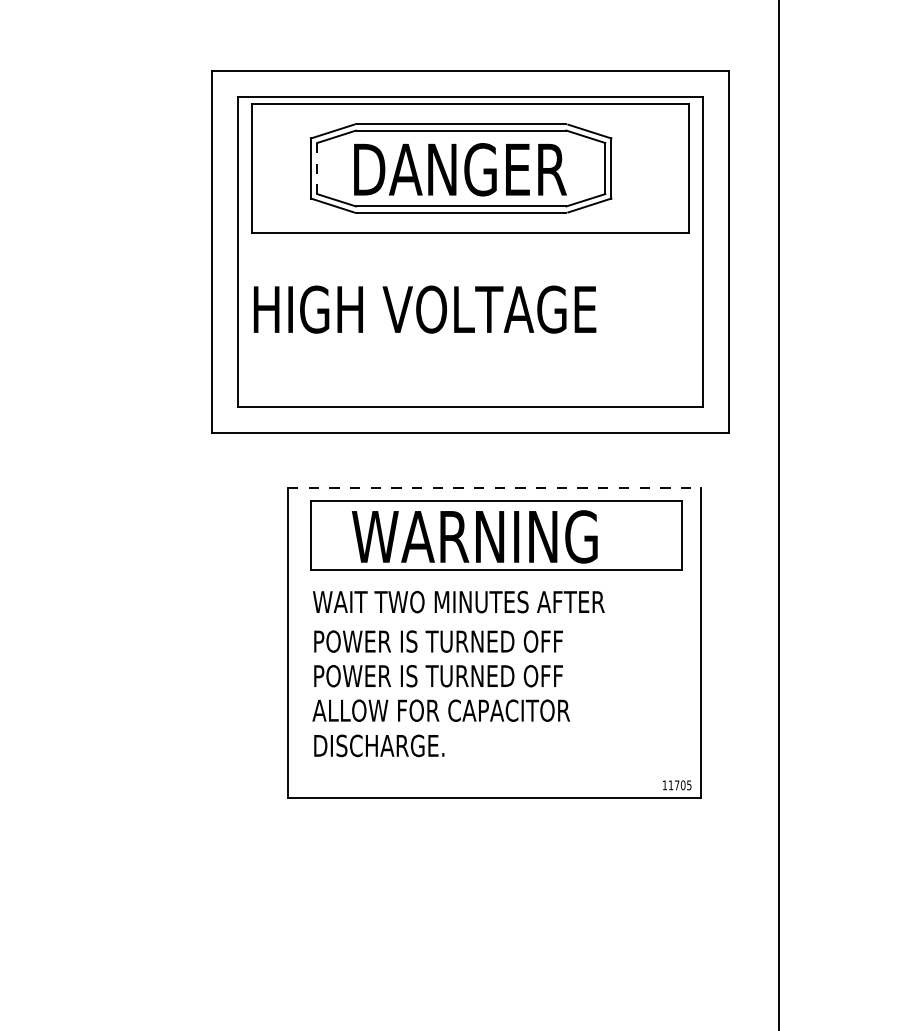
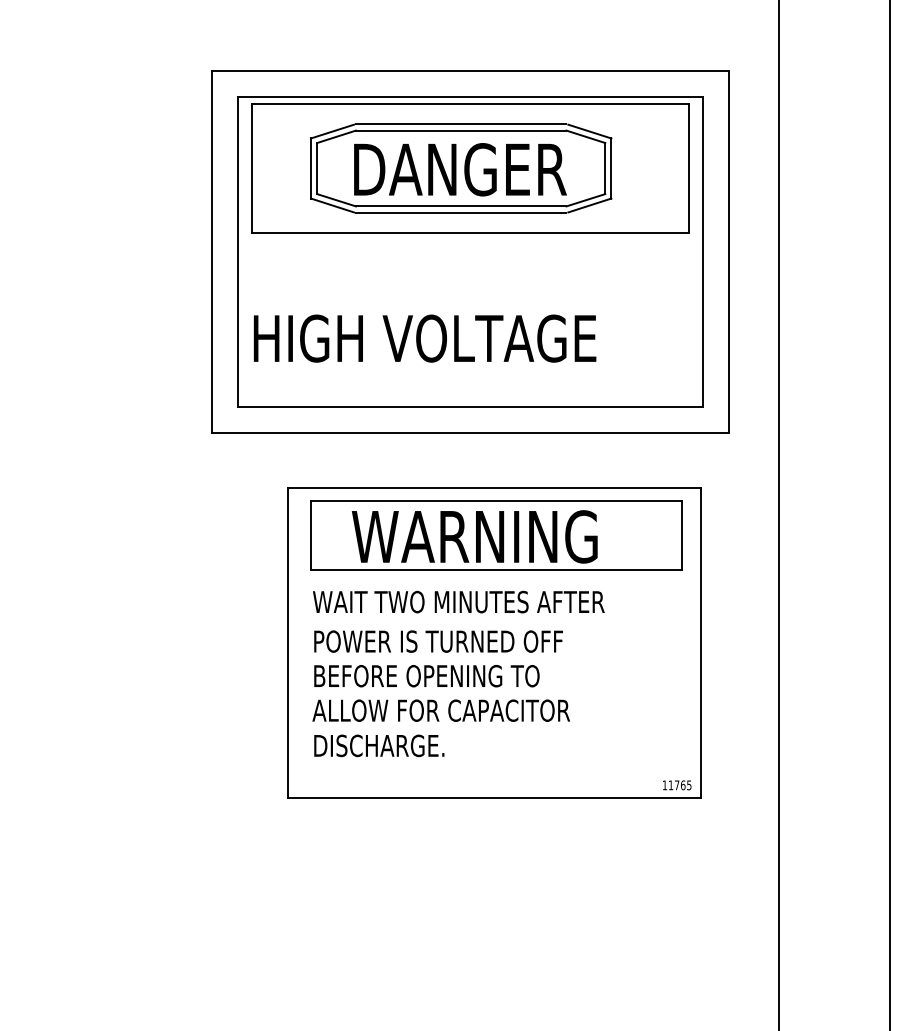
line: dashed -> solid (317, 168)
text position: (424, 309) -> (424, 338) (424, 338)
line: dashed -> solid (494, 487)
line: none -> present (890, 514)
text: POWER IS TURNED OFF -> BEFORE OPENING TO (439, 675)
text: 11705 -> 11765 (683, 784)
